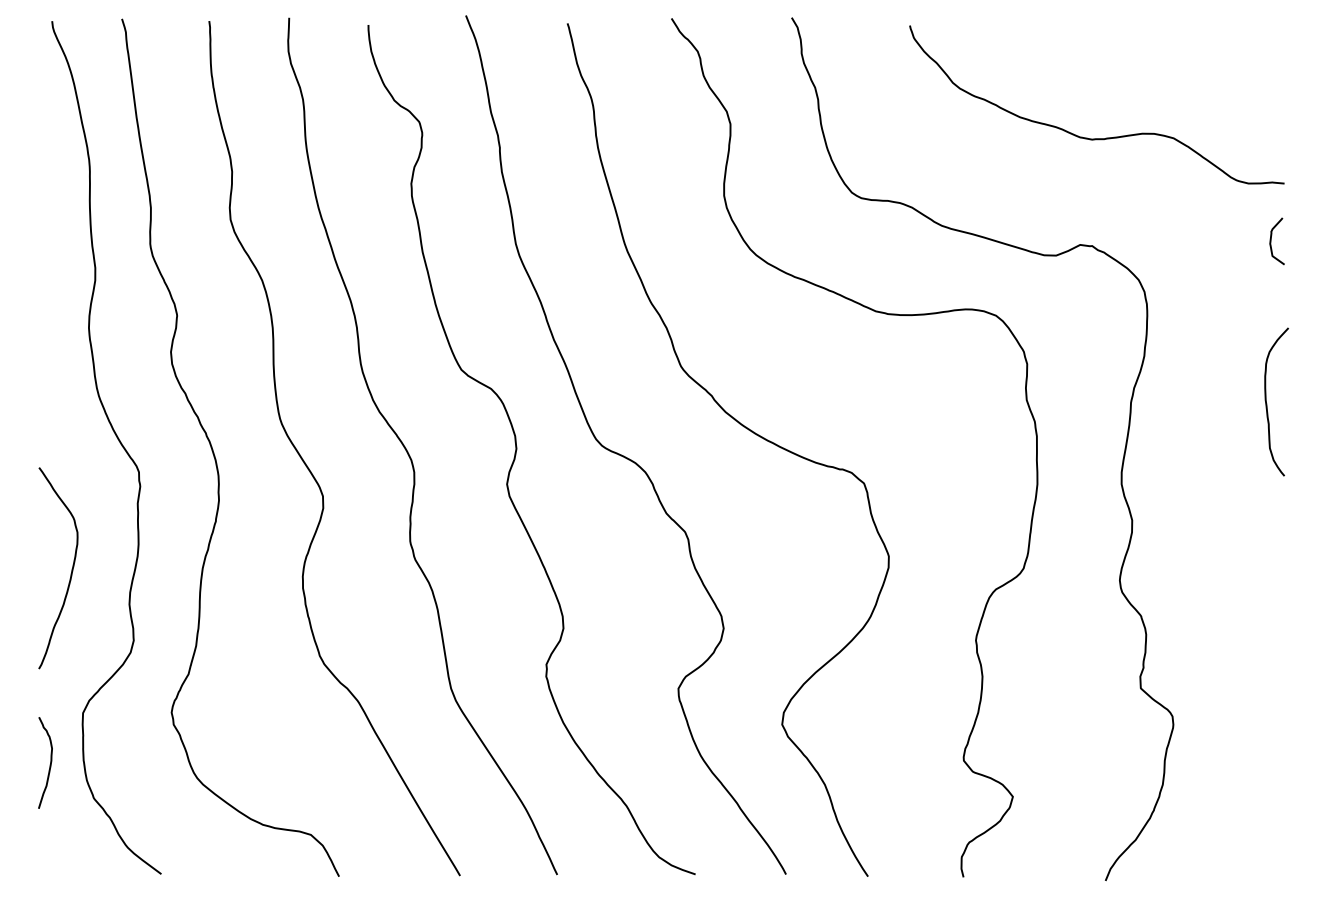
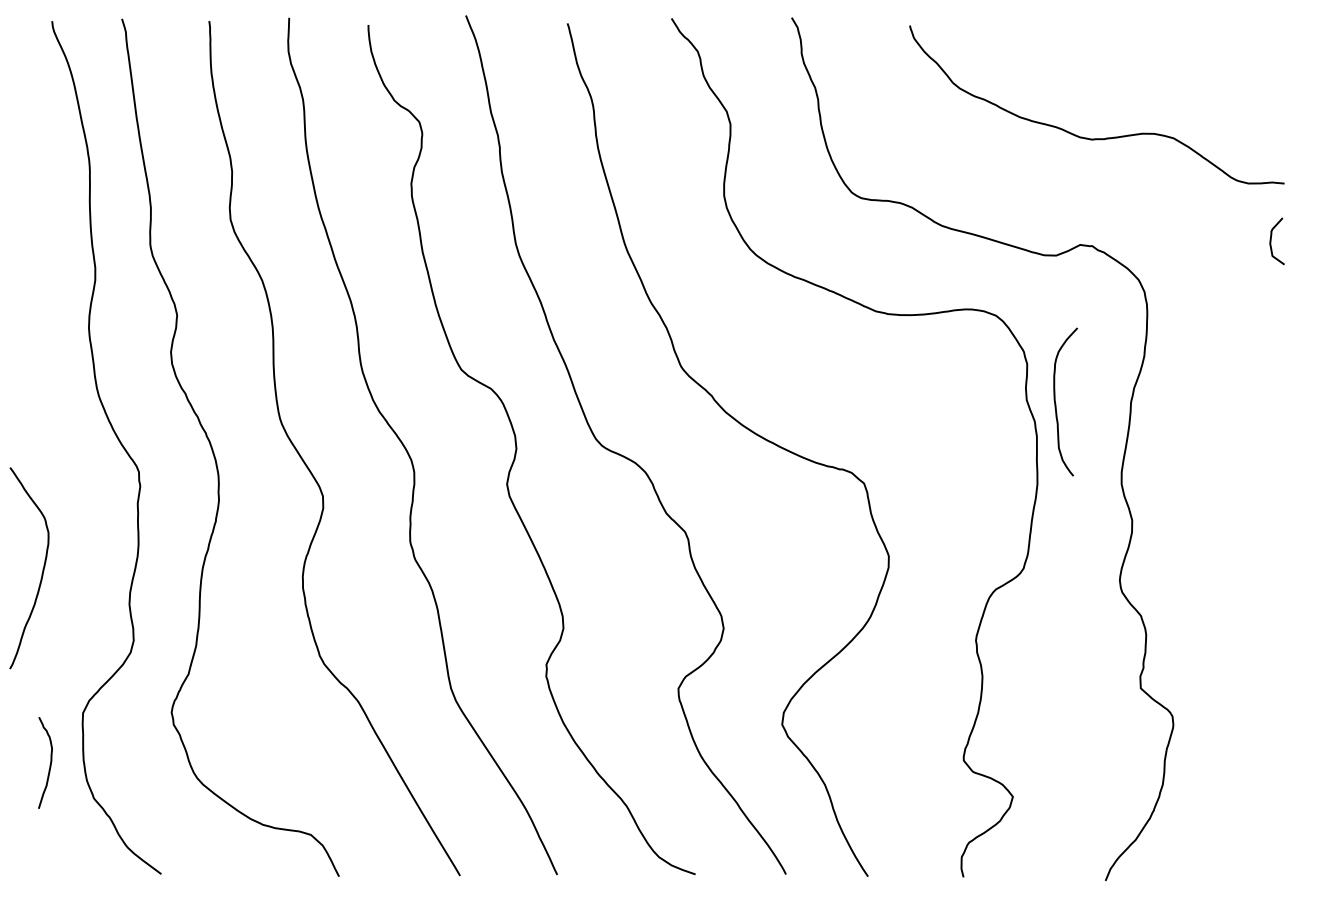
curve position: (1267, 403) -> (1056, 403) (1056, 403)
curve position: (70, 573) -> (41, 573) (41, 573)
